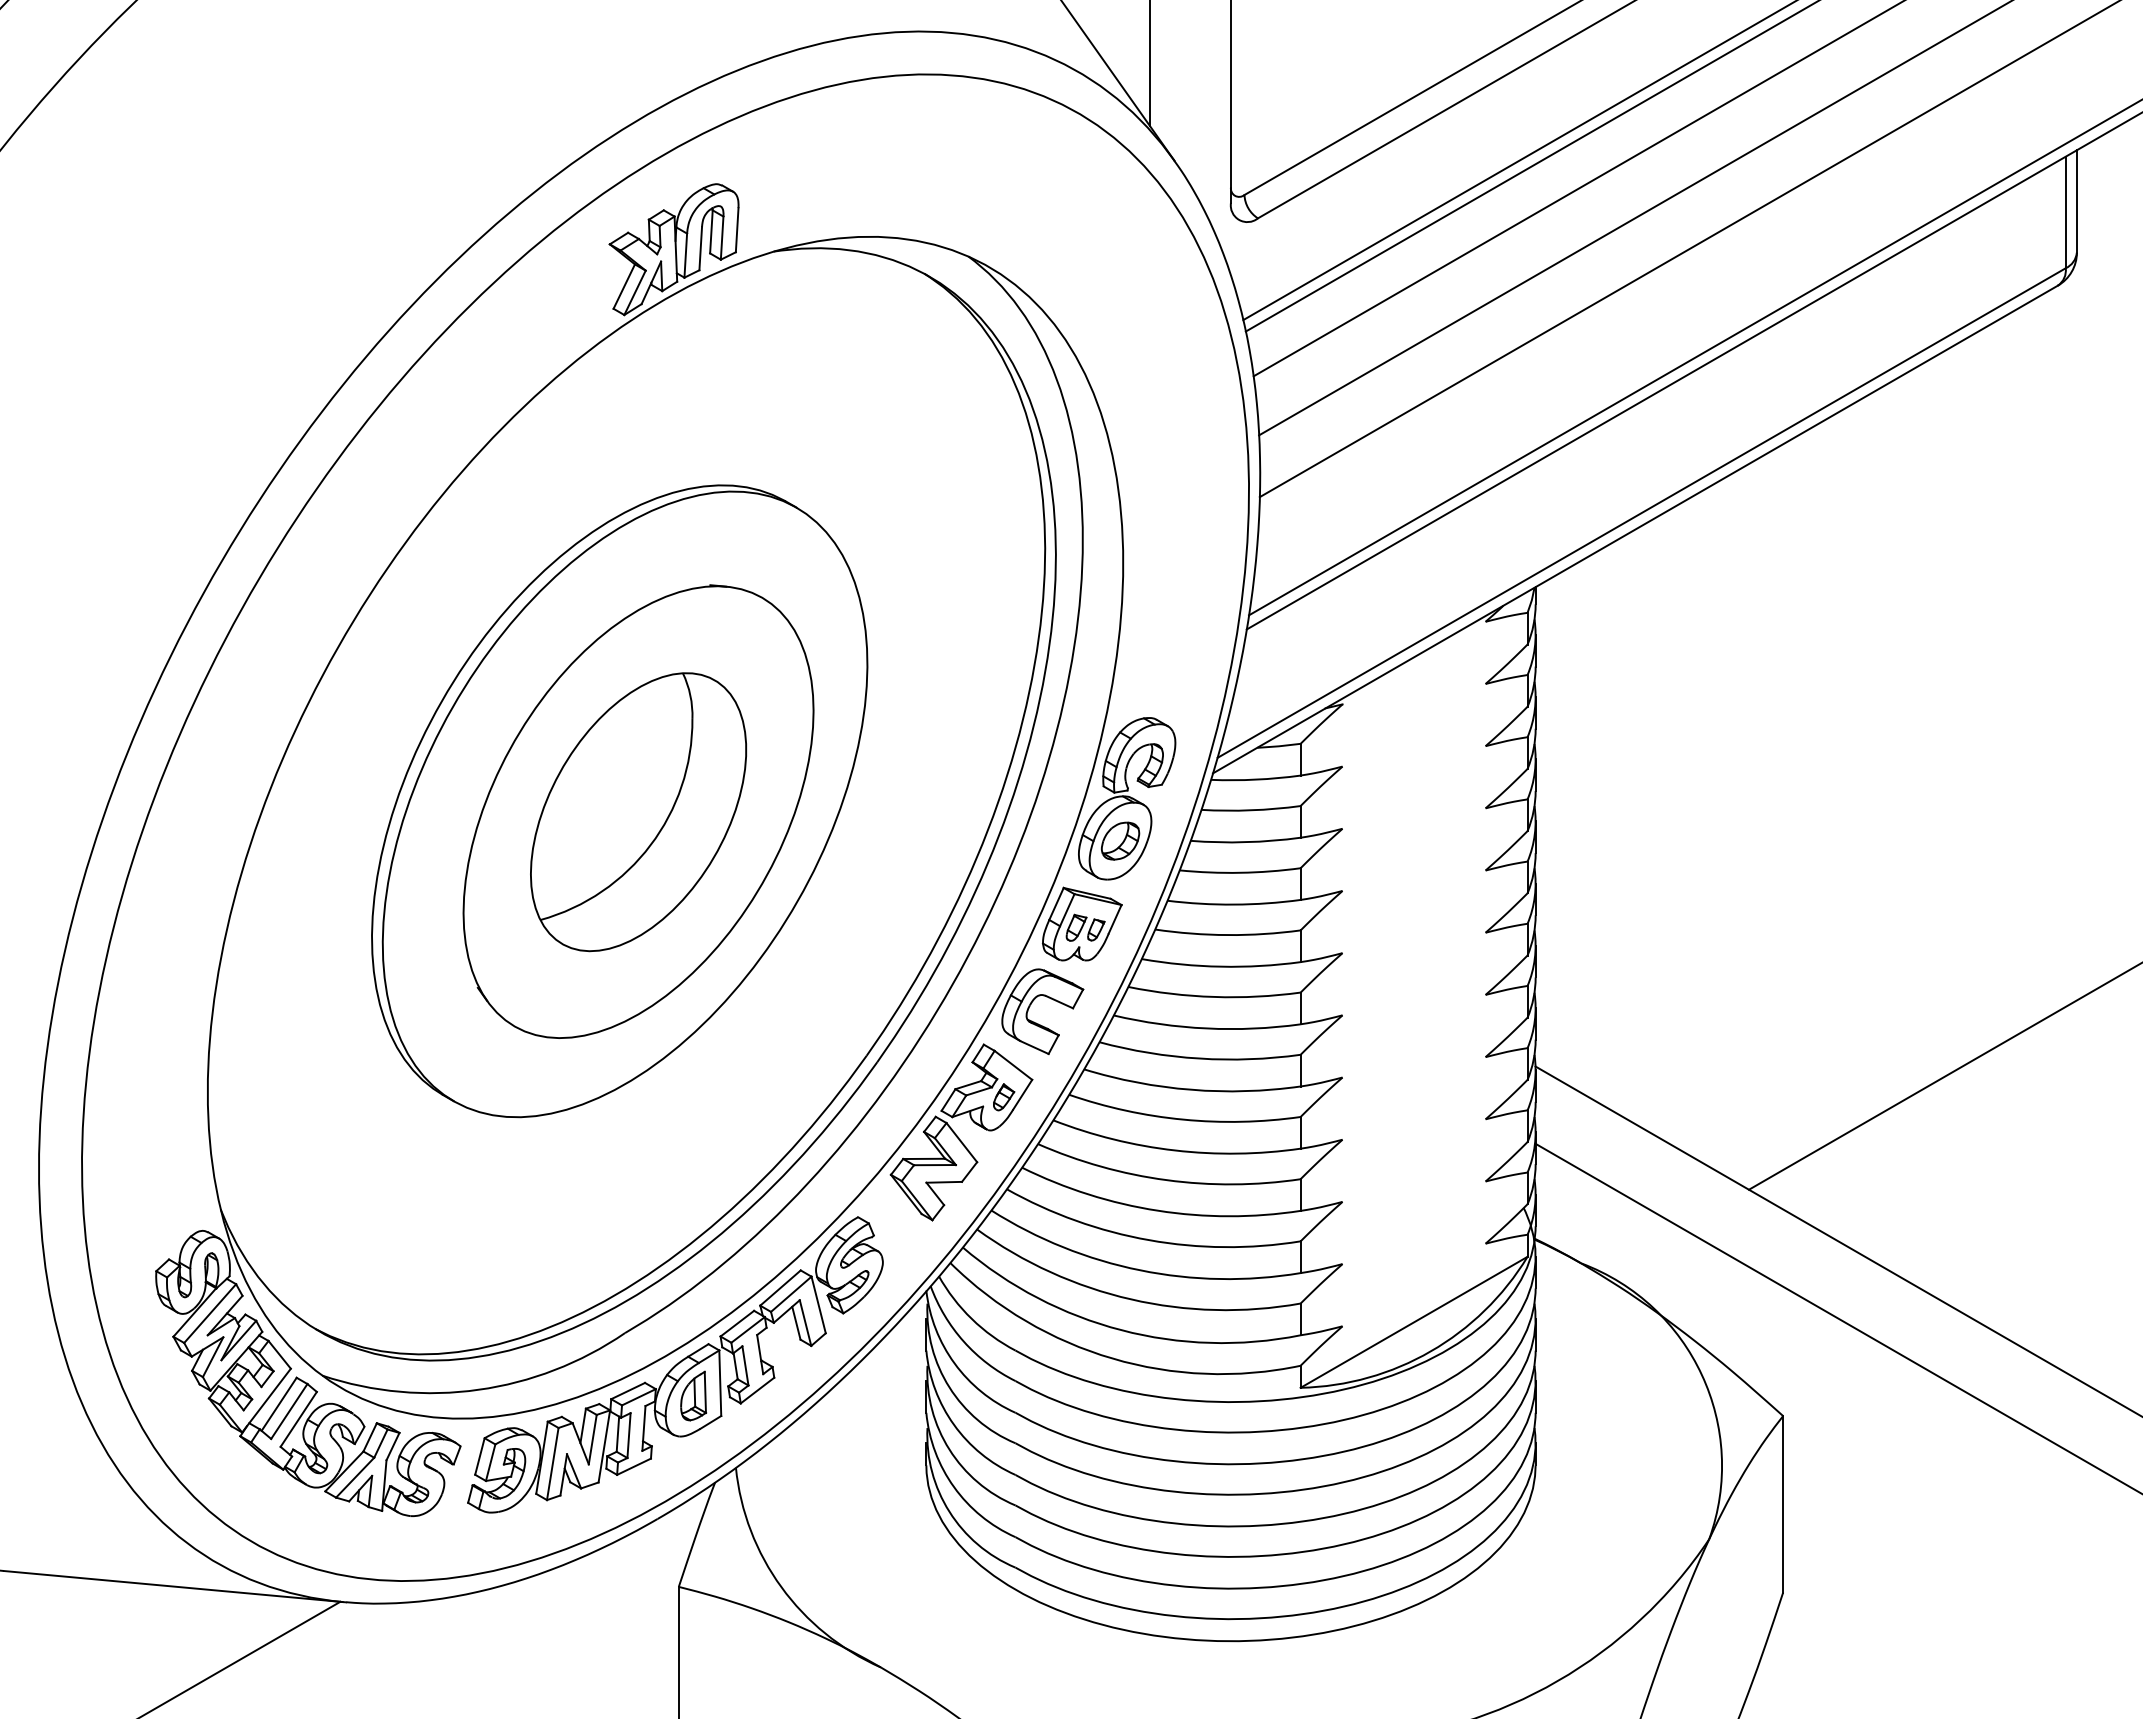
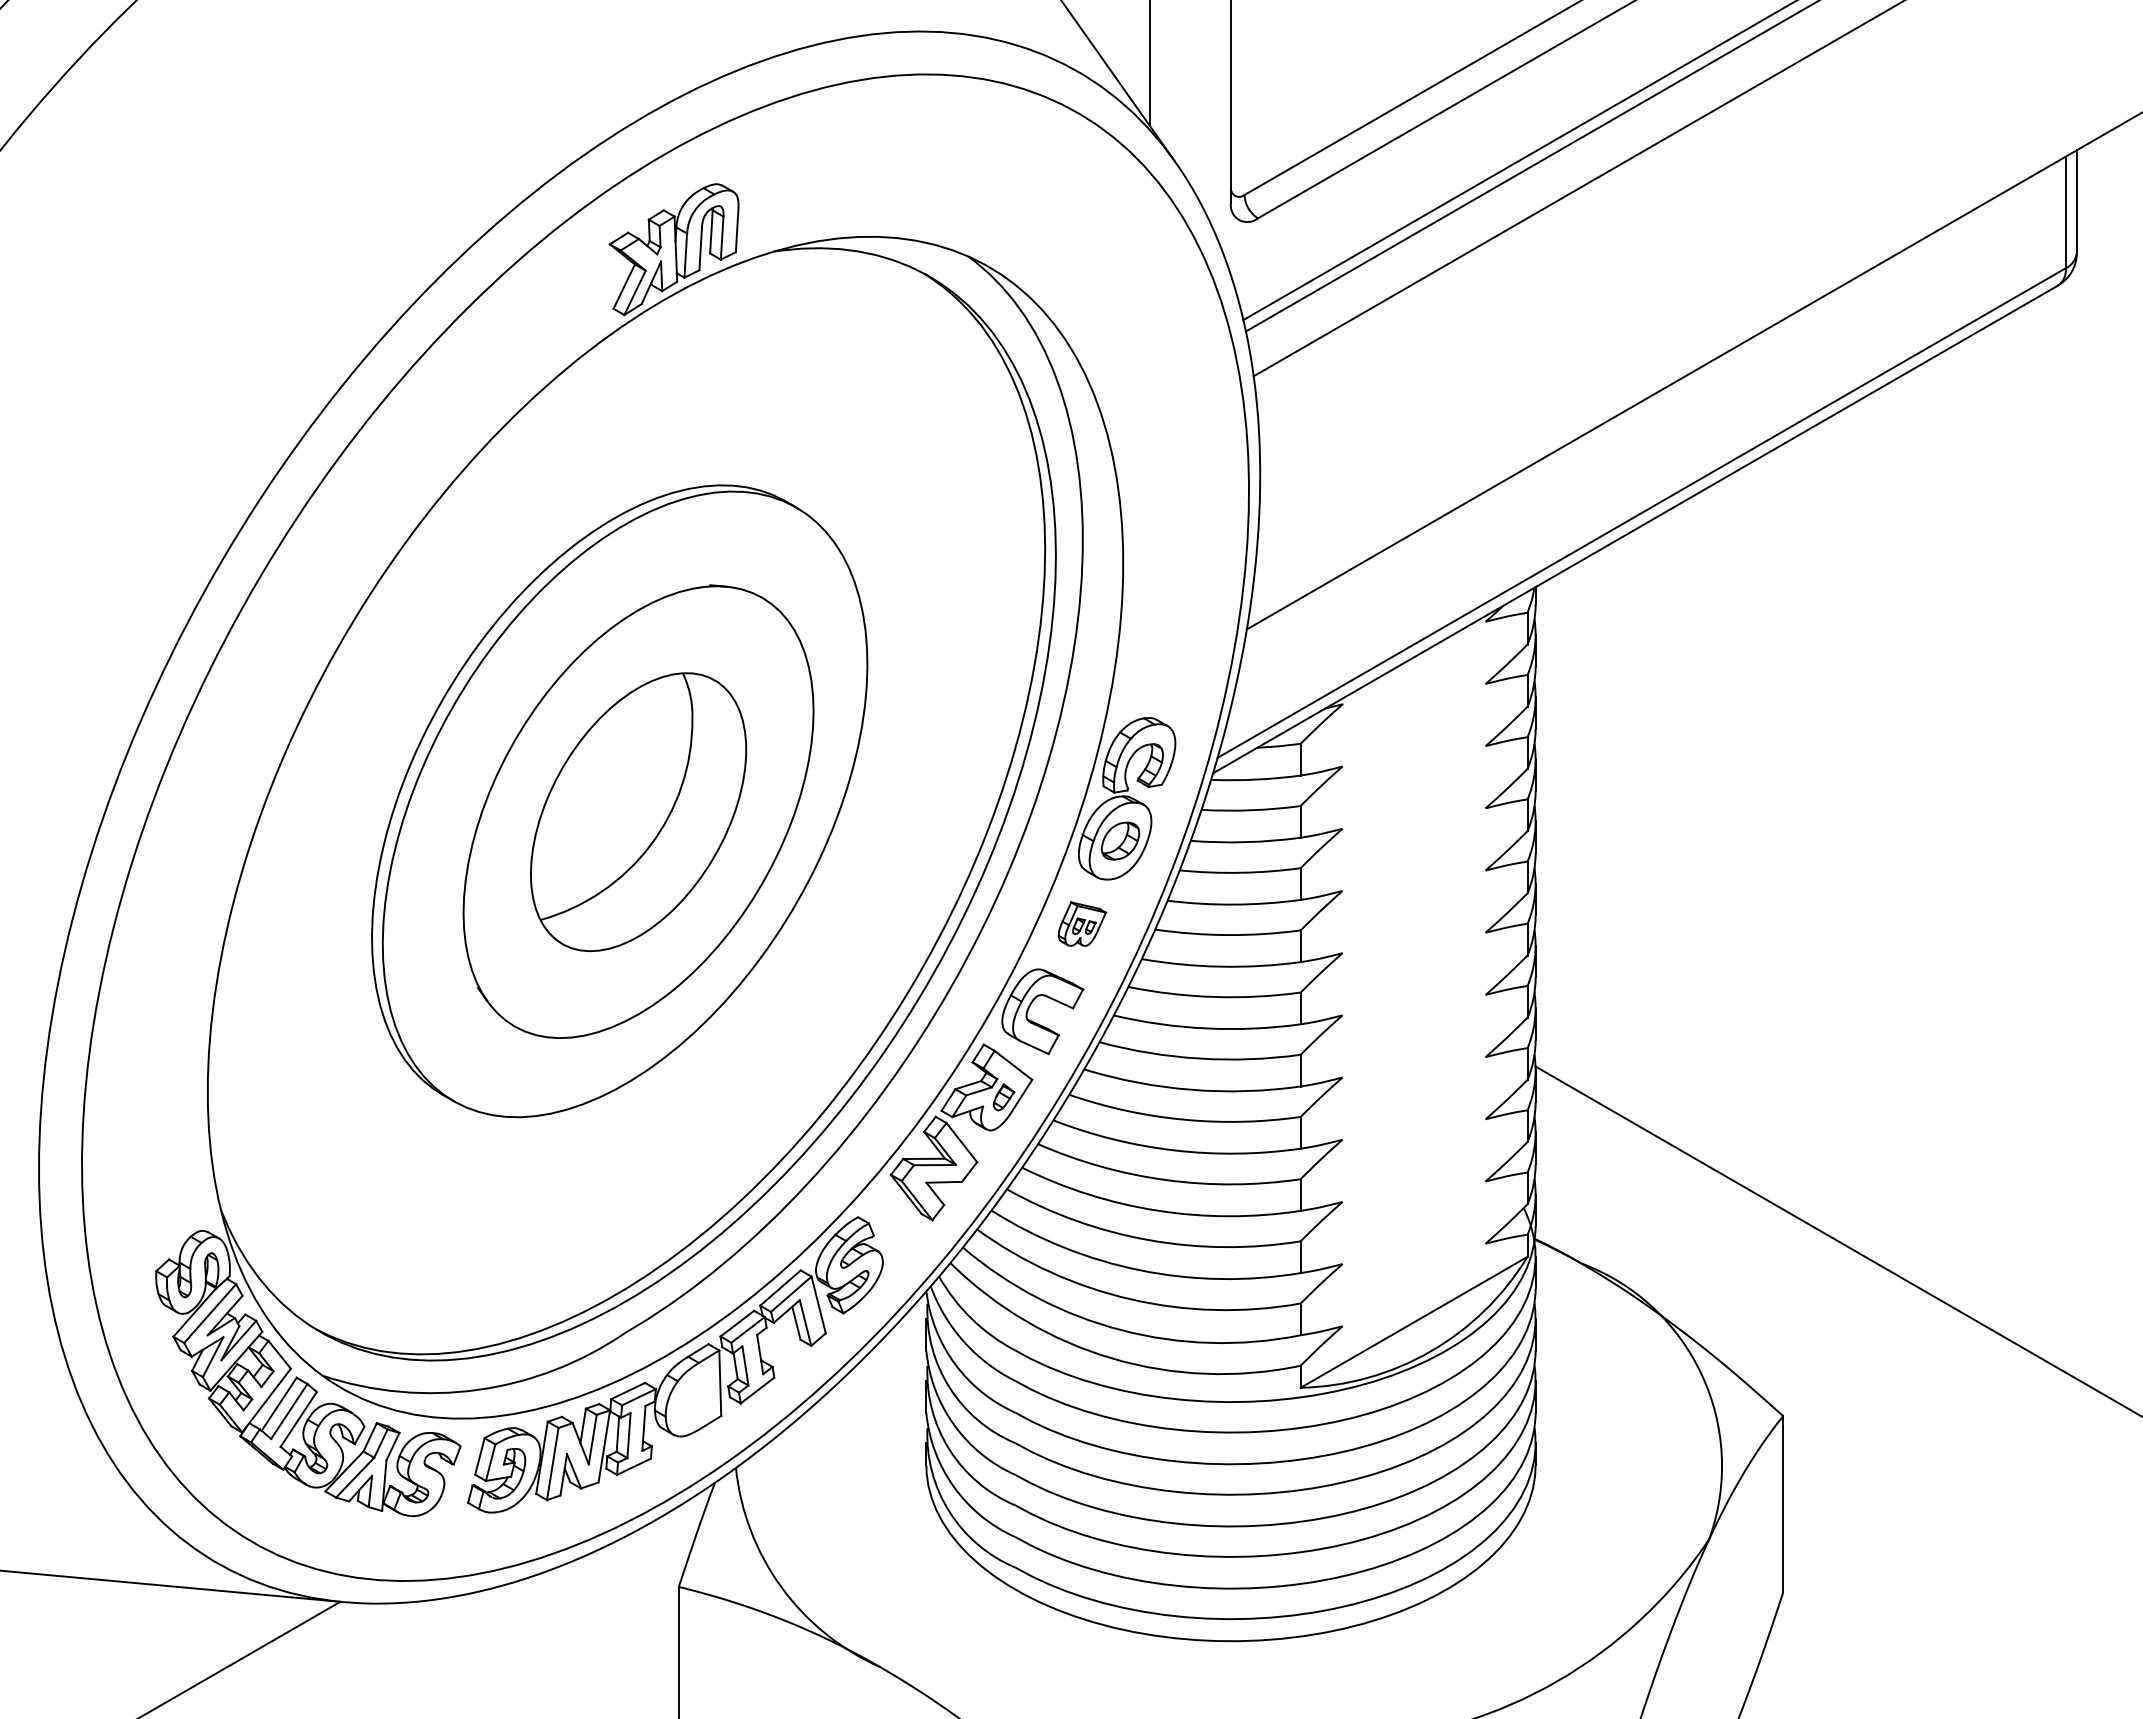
line: present -> none (1634, 218)
line: present -> none (1688, 249)
line: present -> none (1694, 358)
part size: 81x76 px -> 51x46 px (1082, 923)
line: present -> none (1943, 1076)
line: present -> none (1837, 1317)
part: present -> none (693, 1395)
